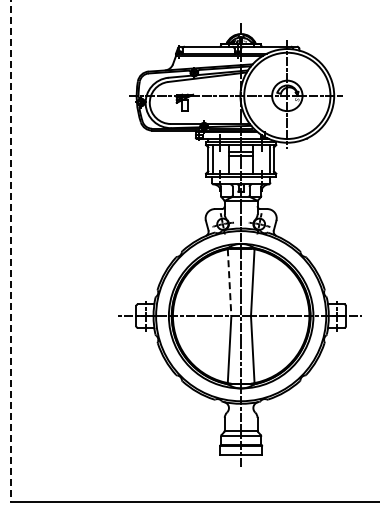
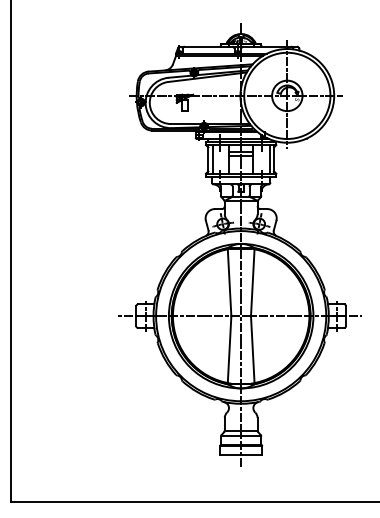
line: dashed -> solid (11, 251)
line: dashed -> solid (229, 282)
